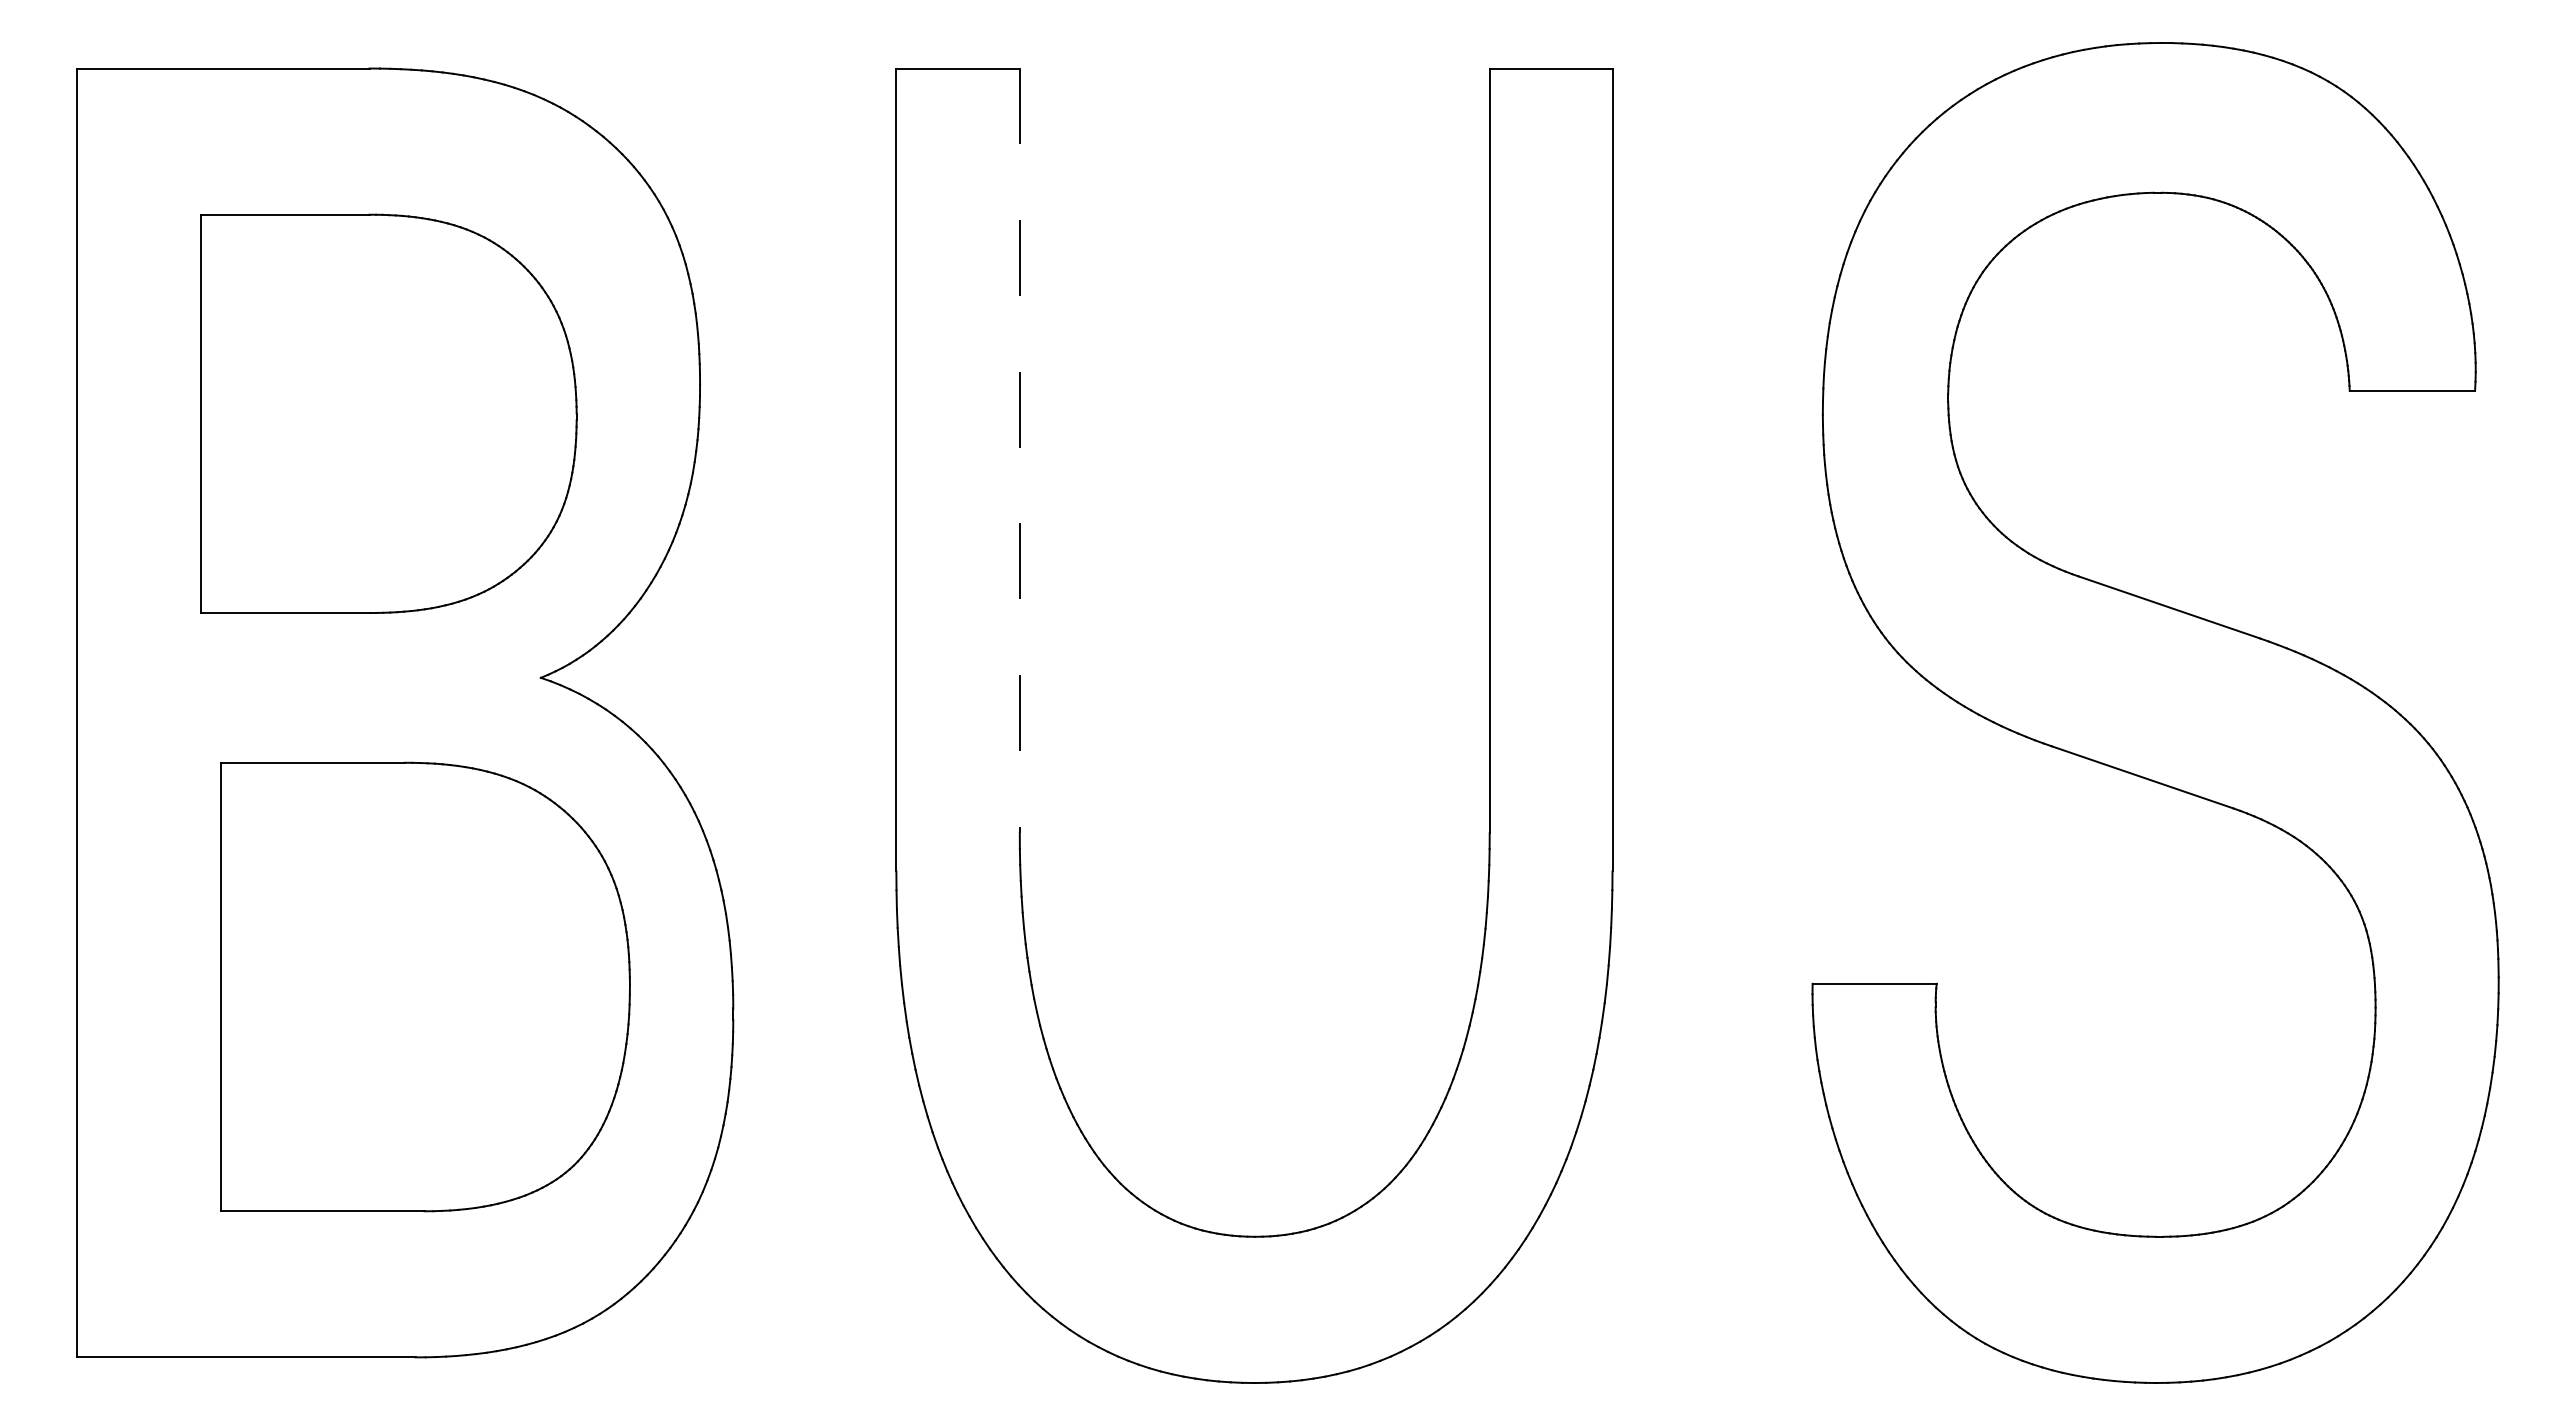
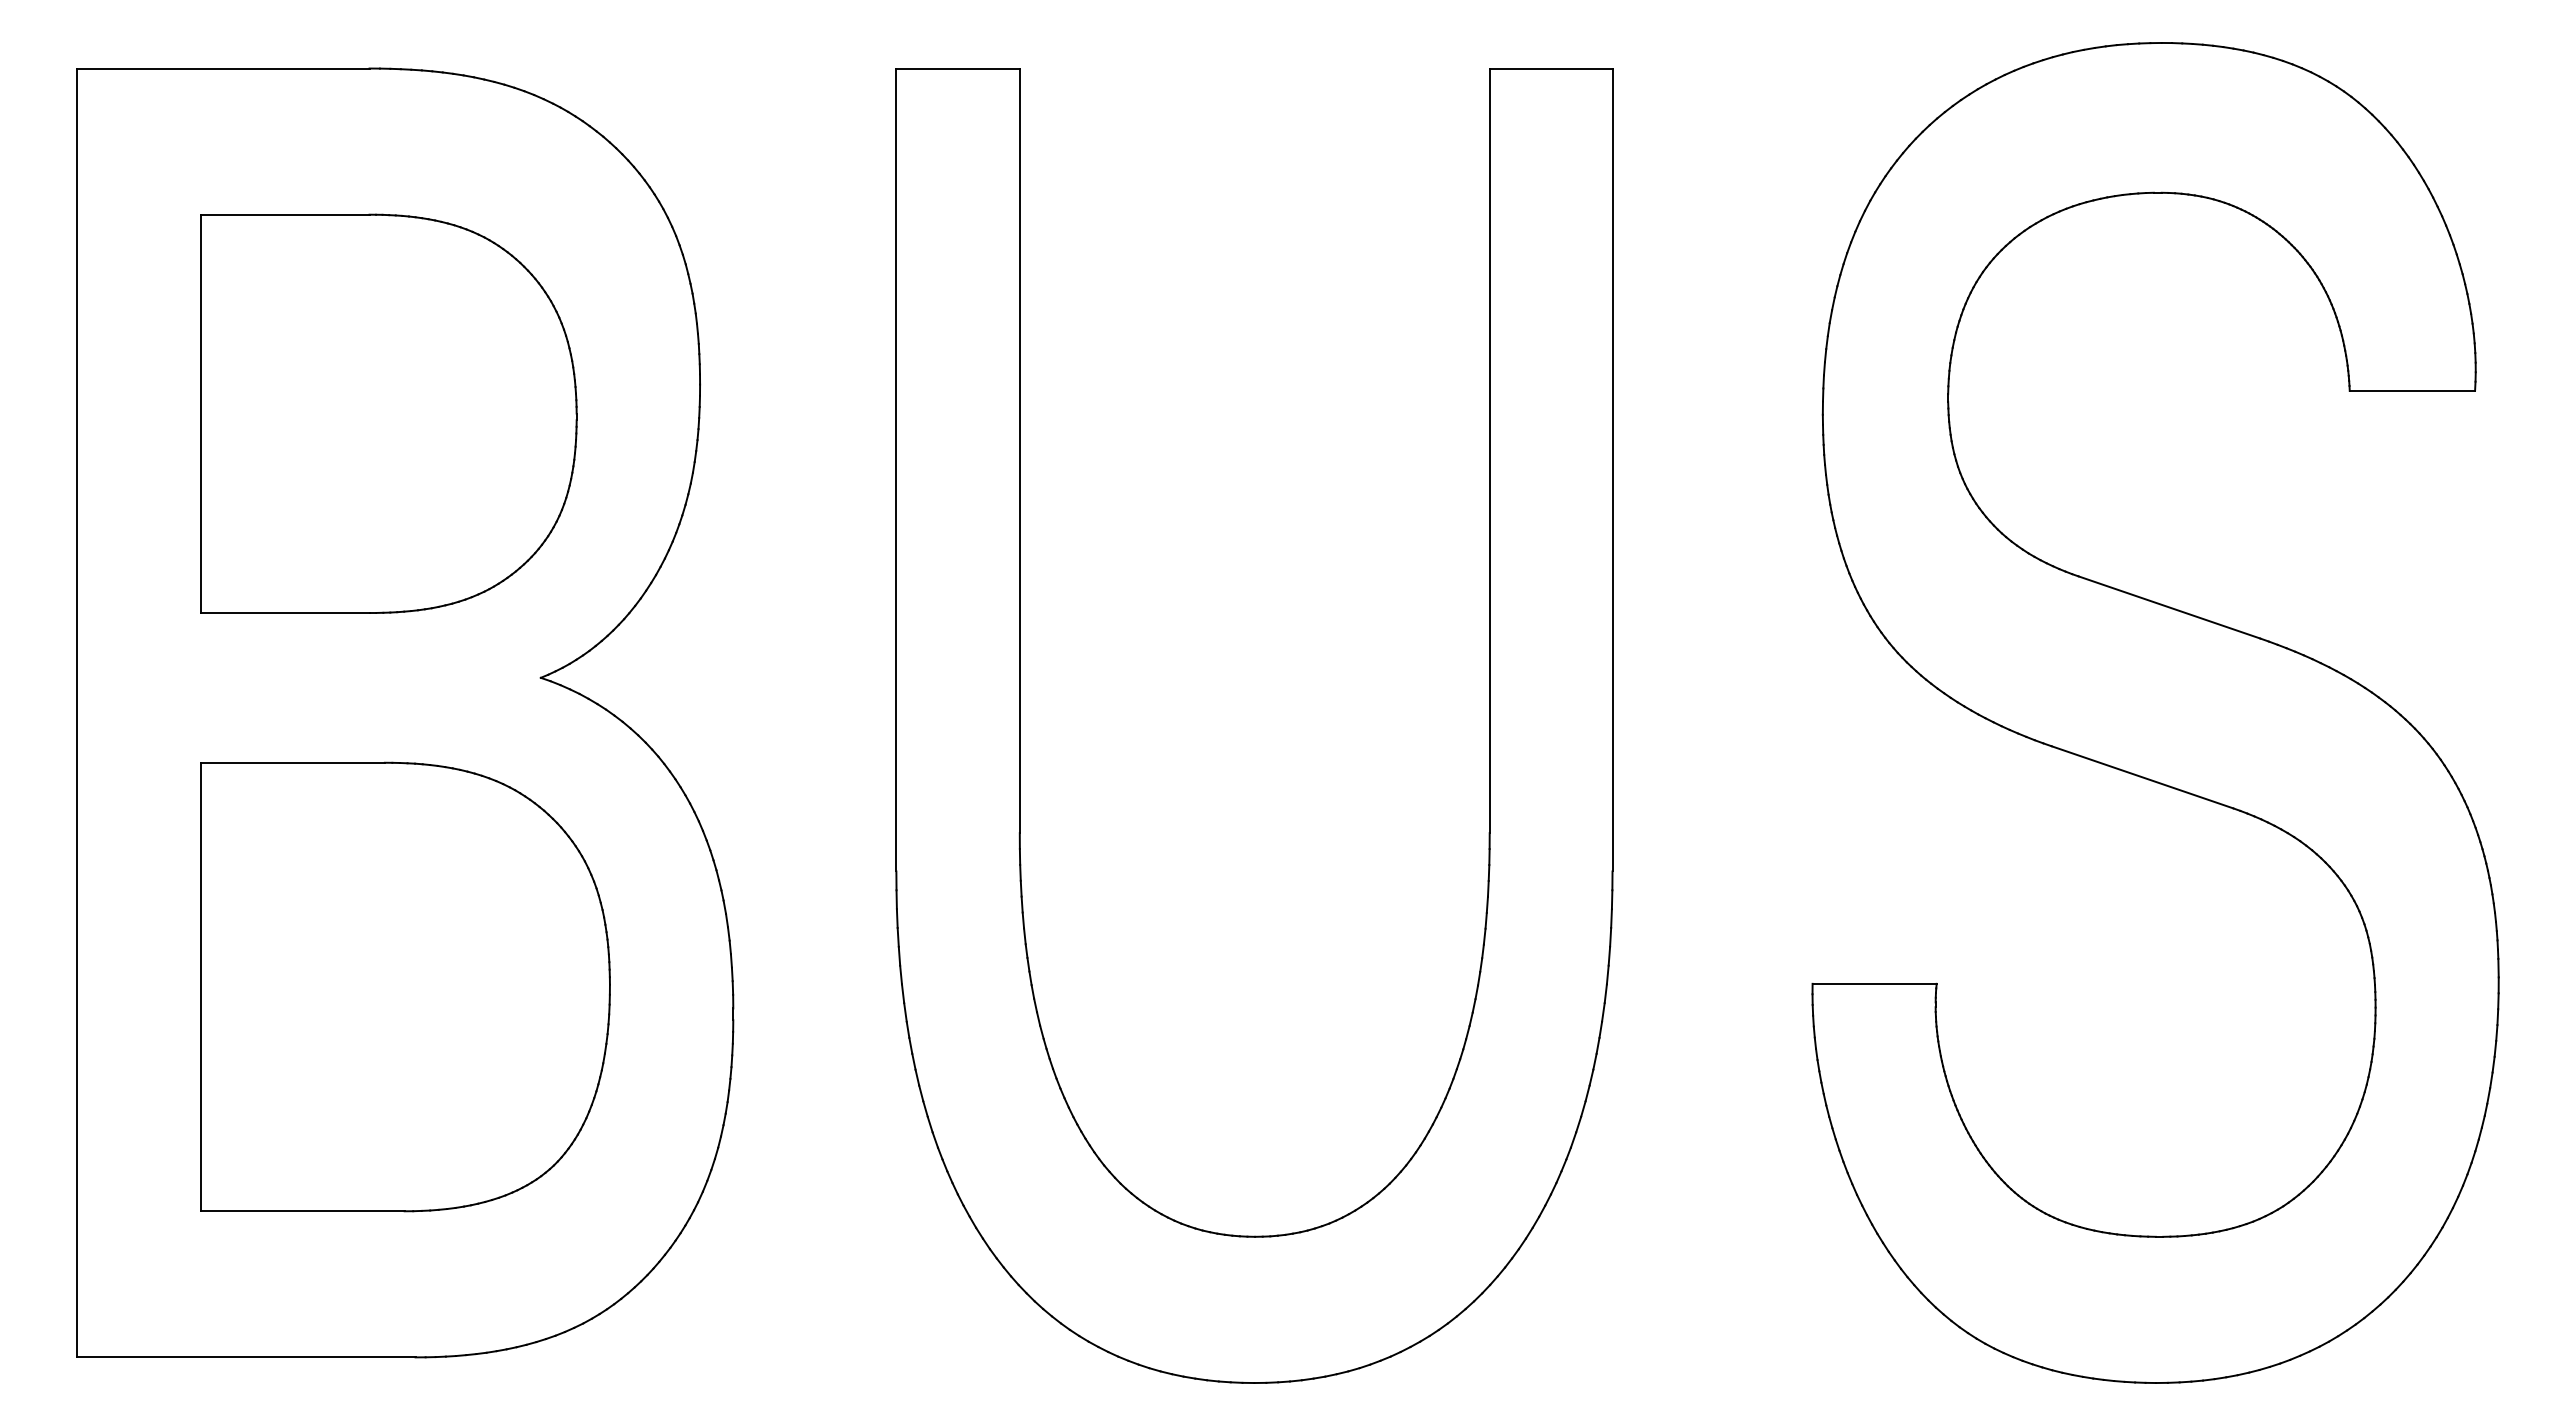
line: dashed -> solid (1019, 451)
part position: (425, 986) -> (405, 986) (405, 986)
